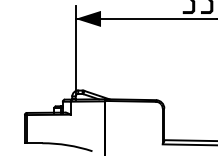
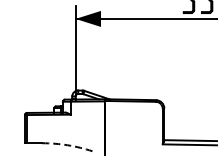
arc: solid -> dashed (67, 145)
